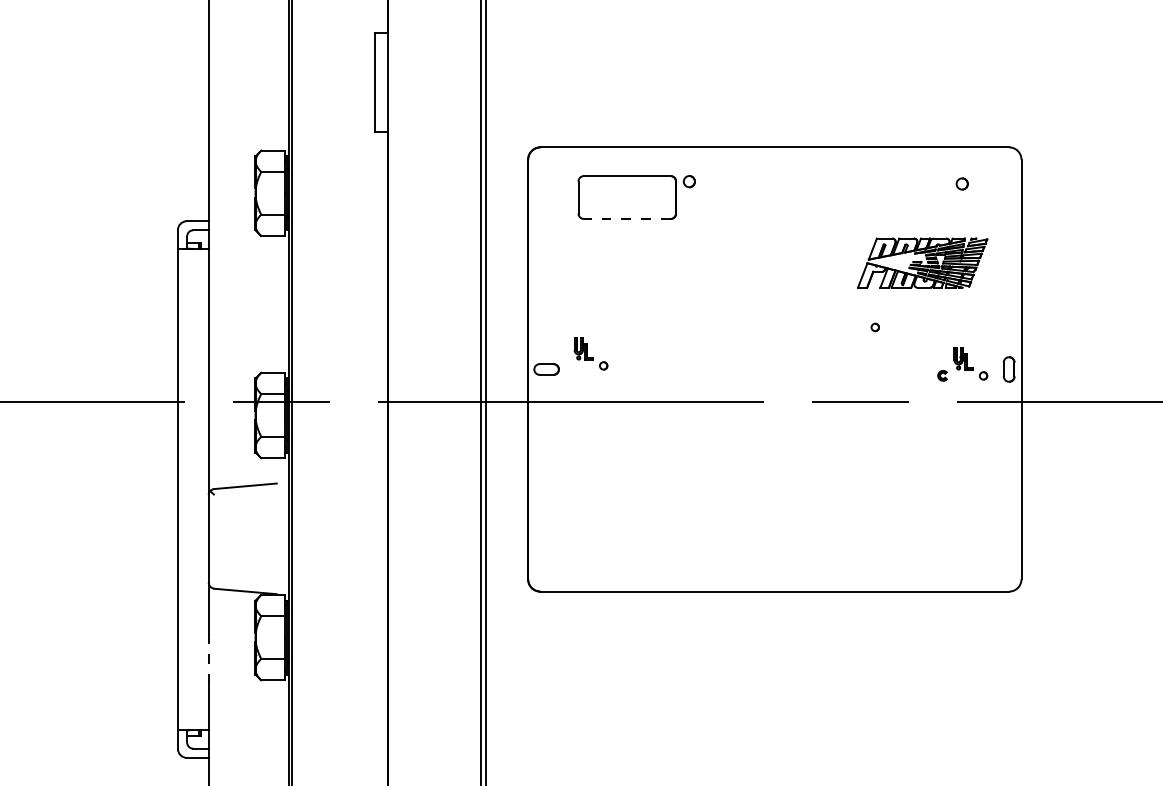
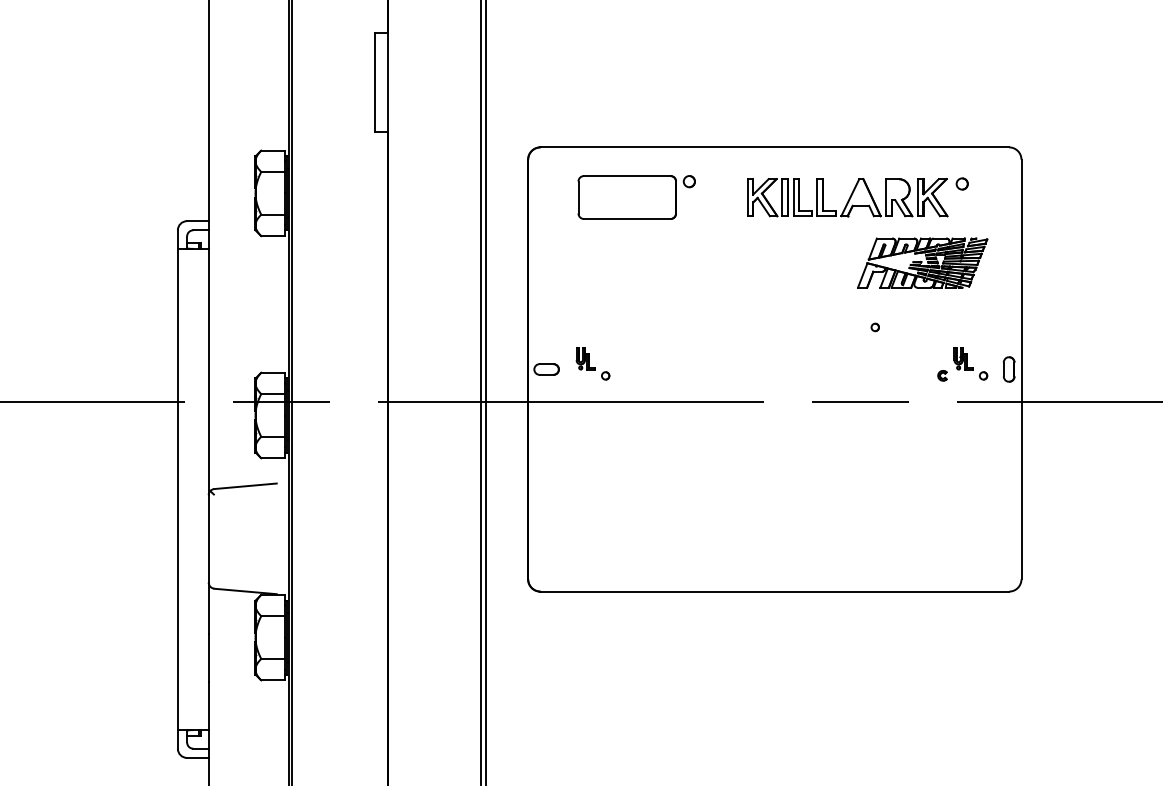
part: none -> present (847, 197)
line: dashed -> solid (626, 219)
part position: (590, 353) -> (592, 363) (592, 363)
line: dashed -> solid (208, 657)
